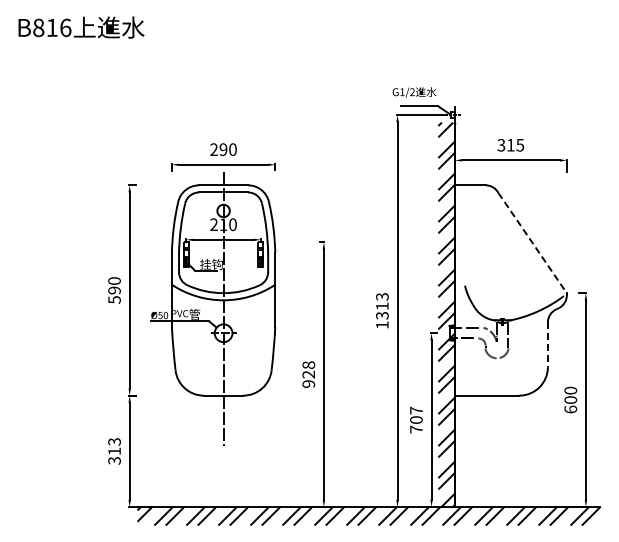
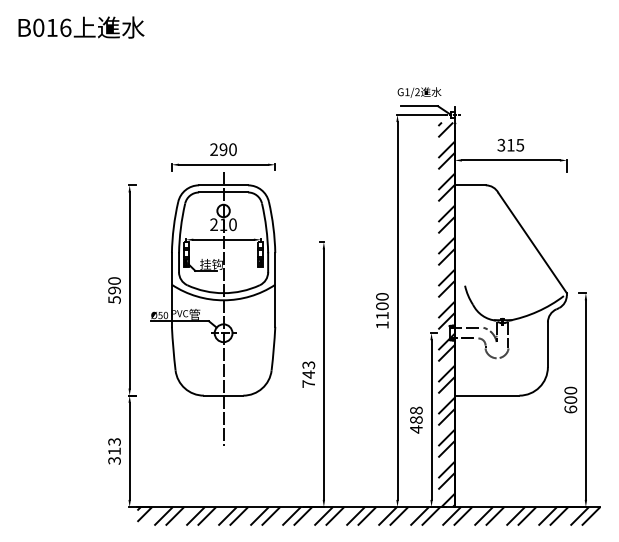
text: B816 -> B016 (38, 27)
text position: (414, 92) -> (419, 92) (419, 92)
line: dashed -> solid (532, 243)
text: 1313 -> 1100 (382, 306)
line: dashed -> solid (547, 345)
text: 928 -> 743 (308, 374)
text: 707 -> 488 (416, 419)
